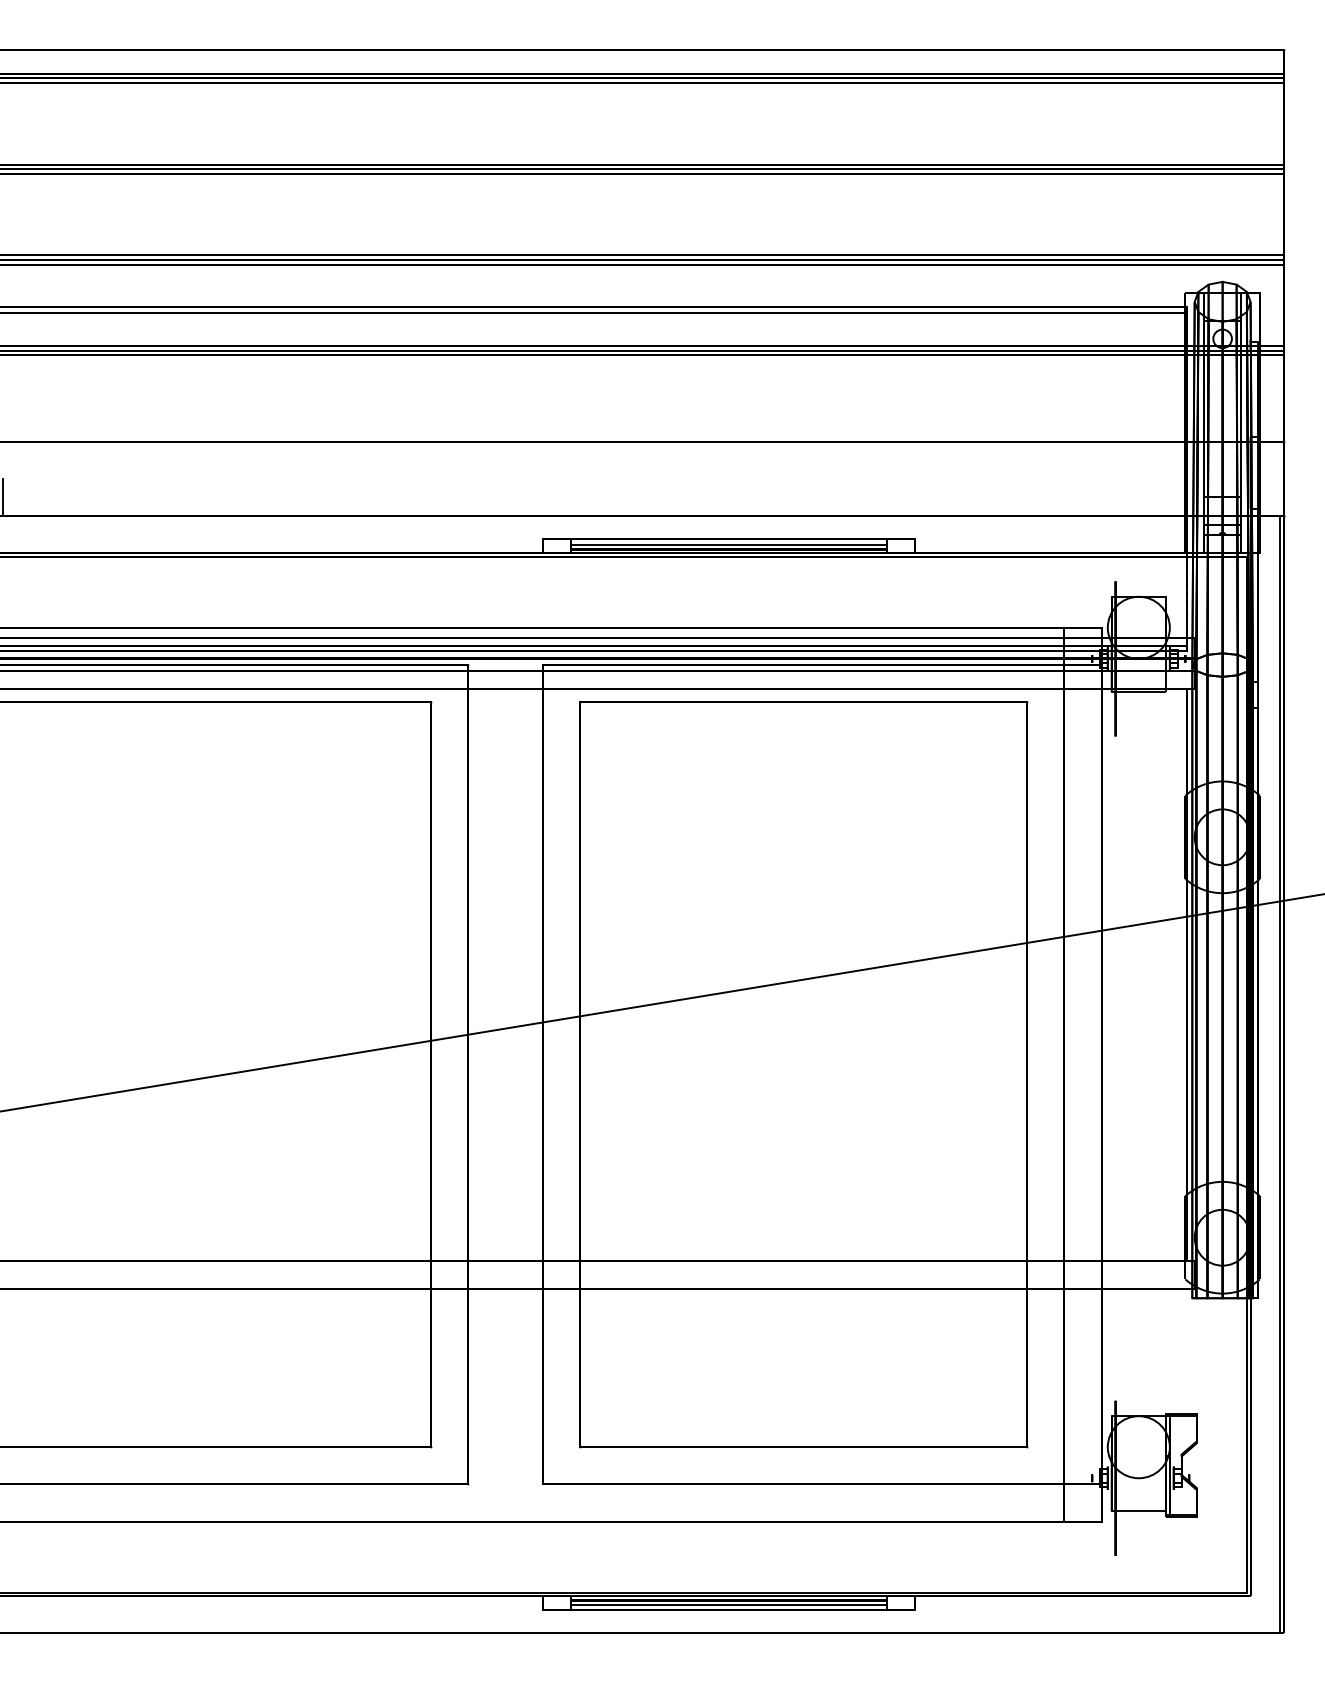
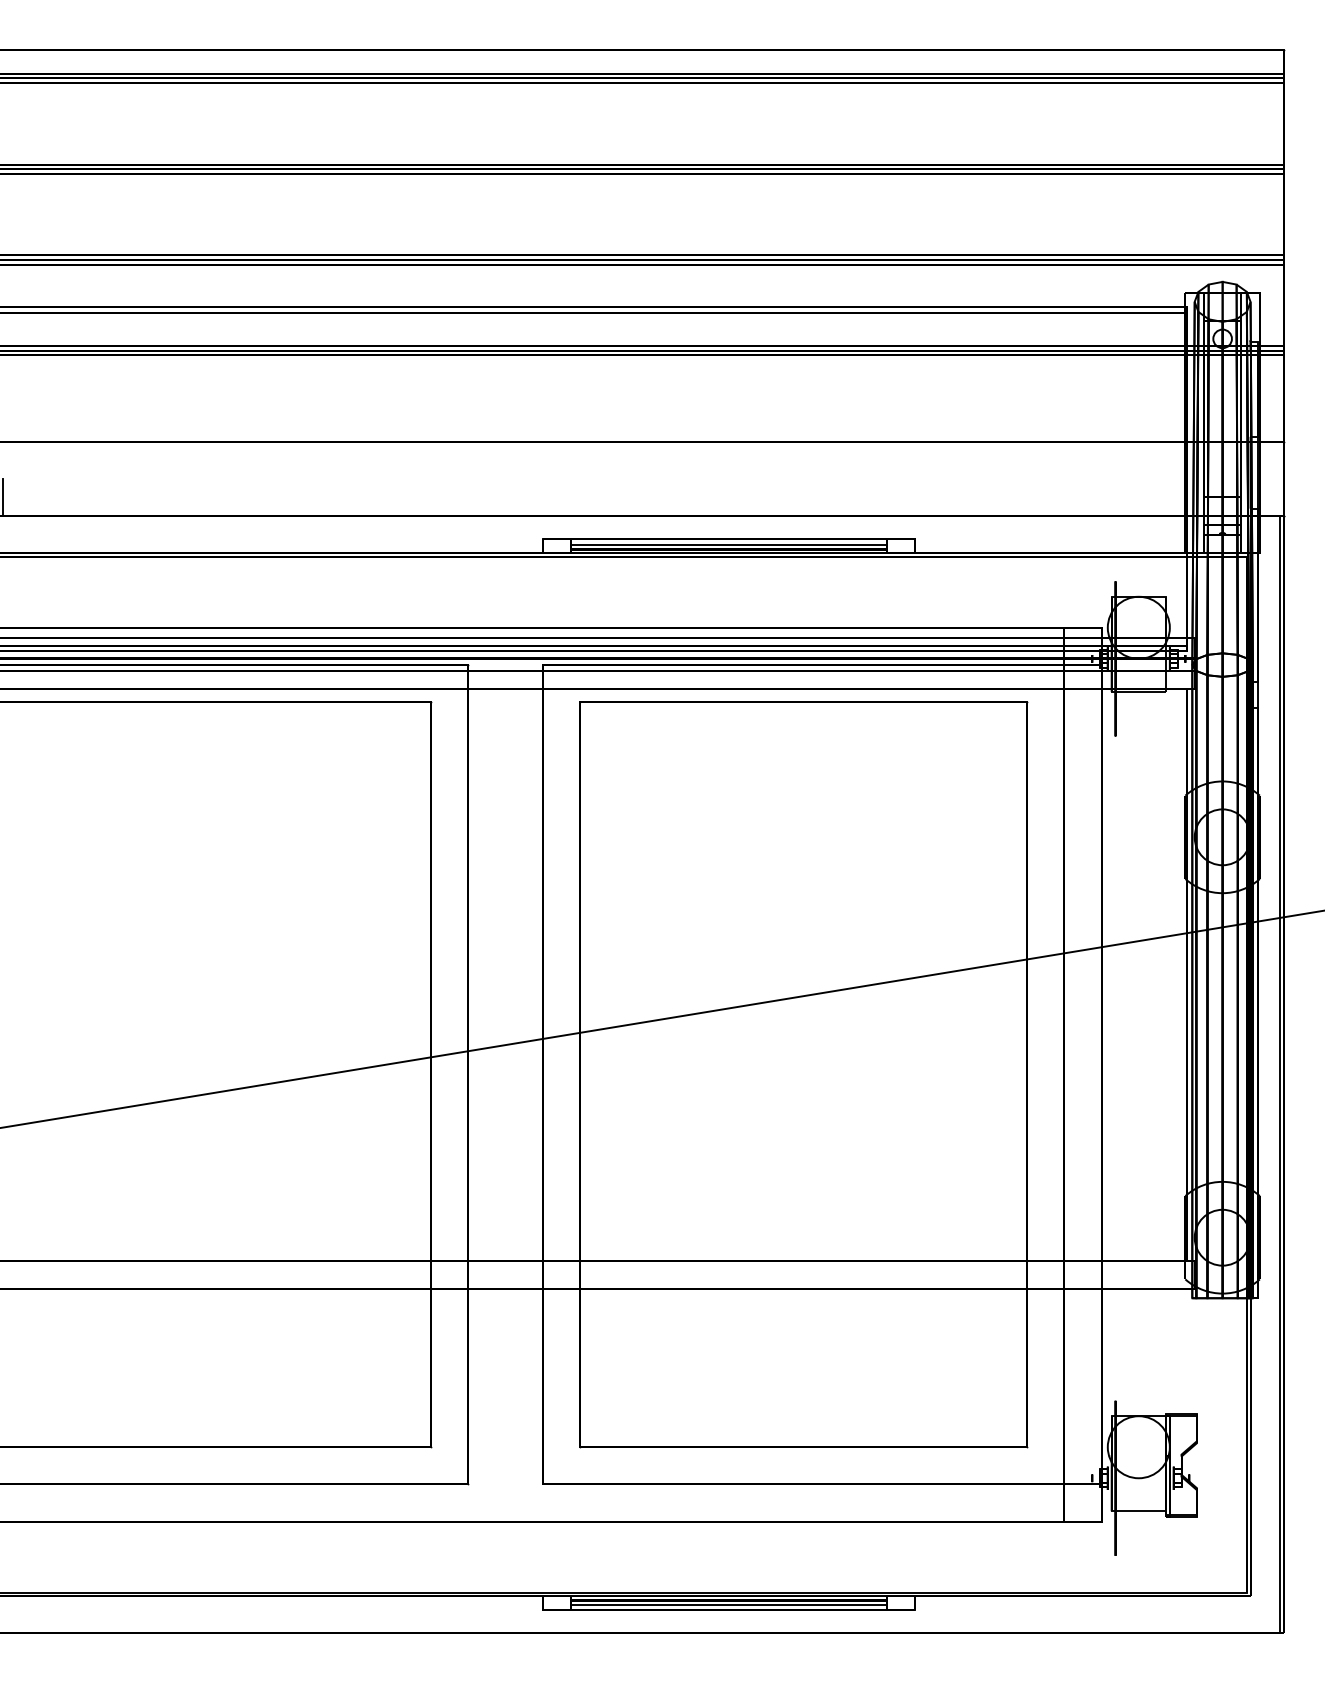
line position: (661, 1002) -> (661, 1019) (661, 1019)
